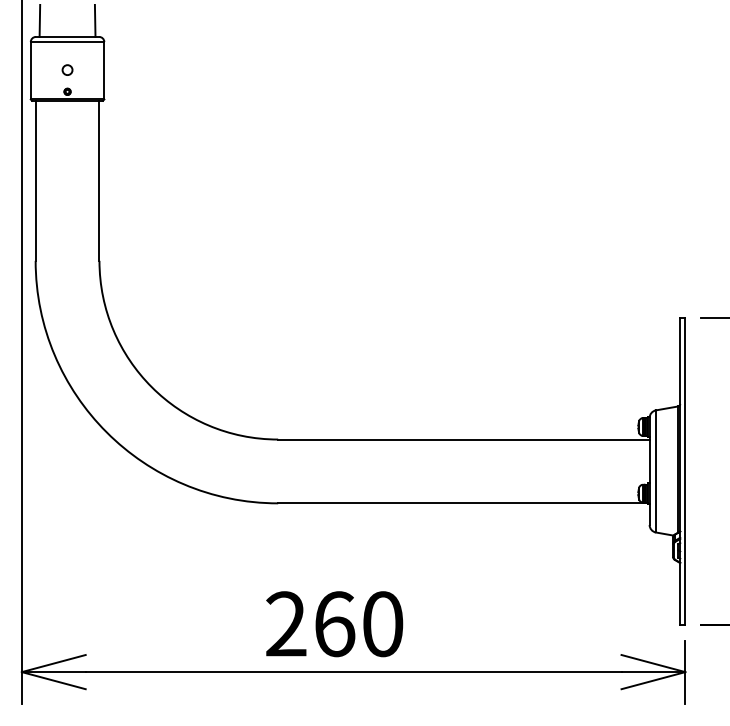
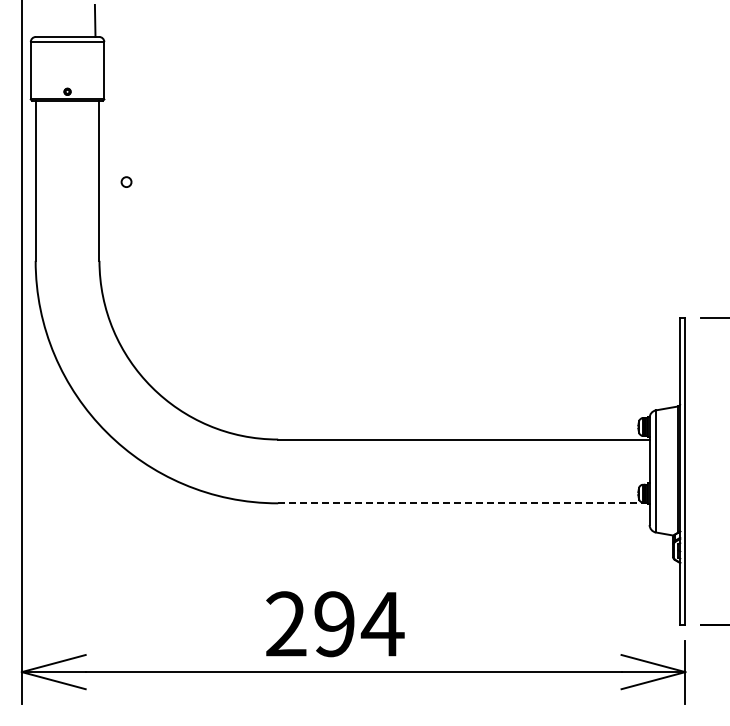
line: present -> none (39, 20)
circle position: (67, 69) -> (126, 181) (126, 181)
line: solid -> dashed (462, 503)
text: 260 -> 294 (359, 624)
